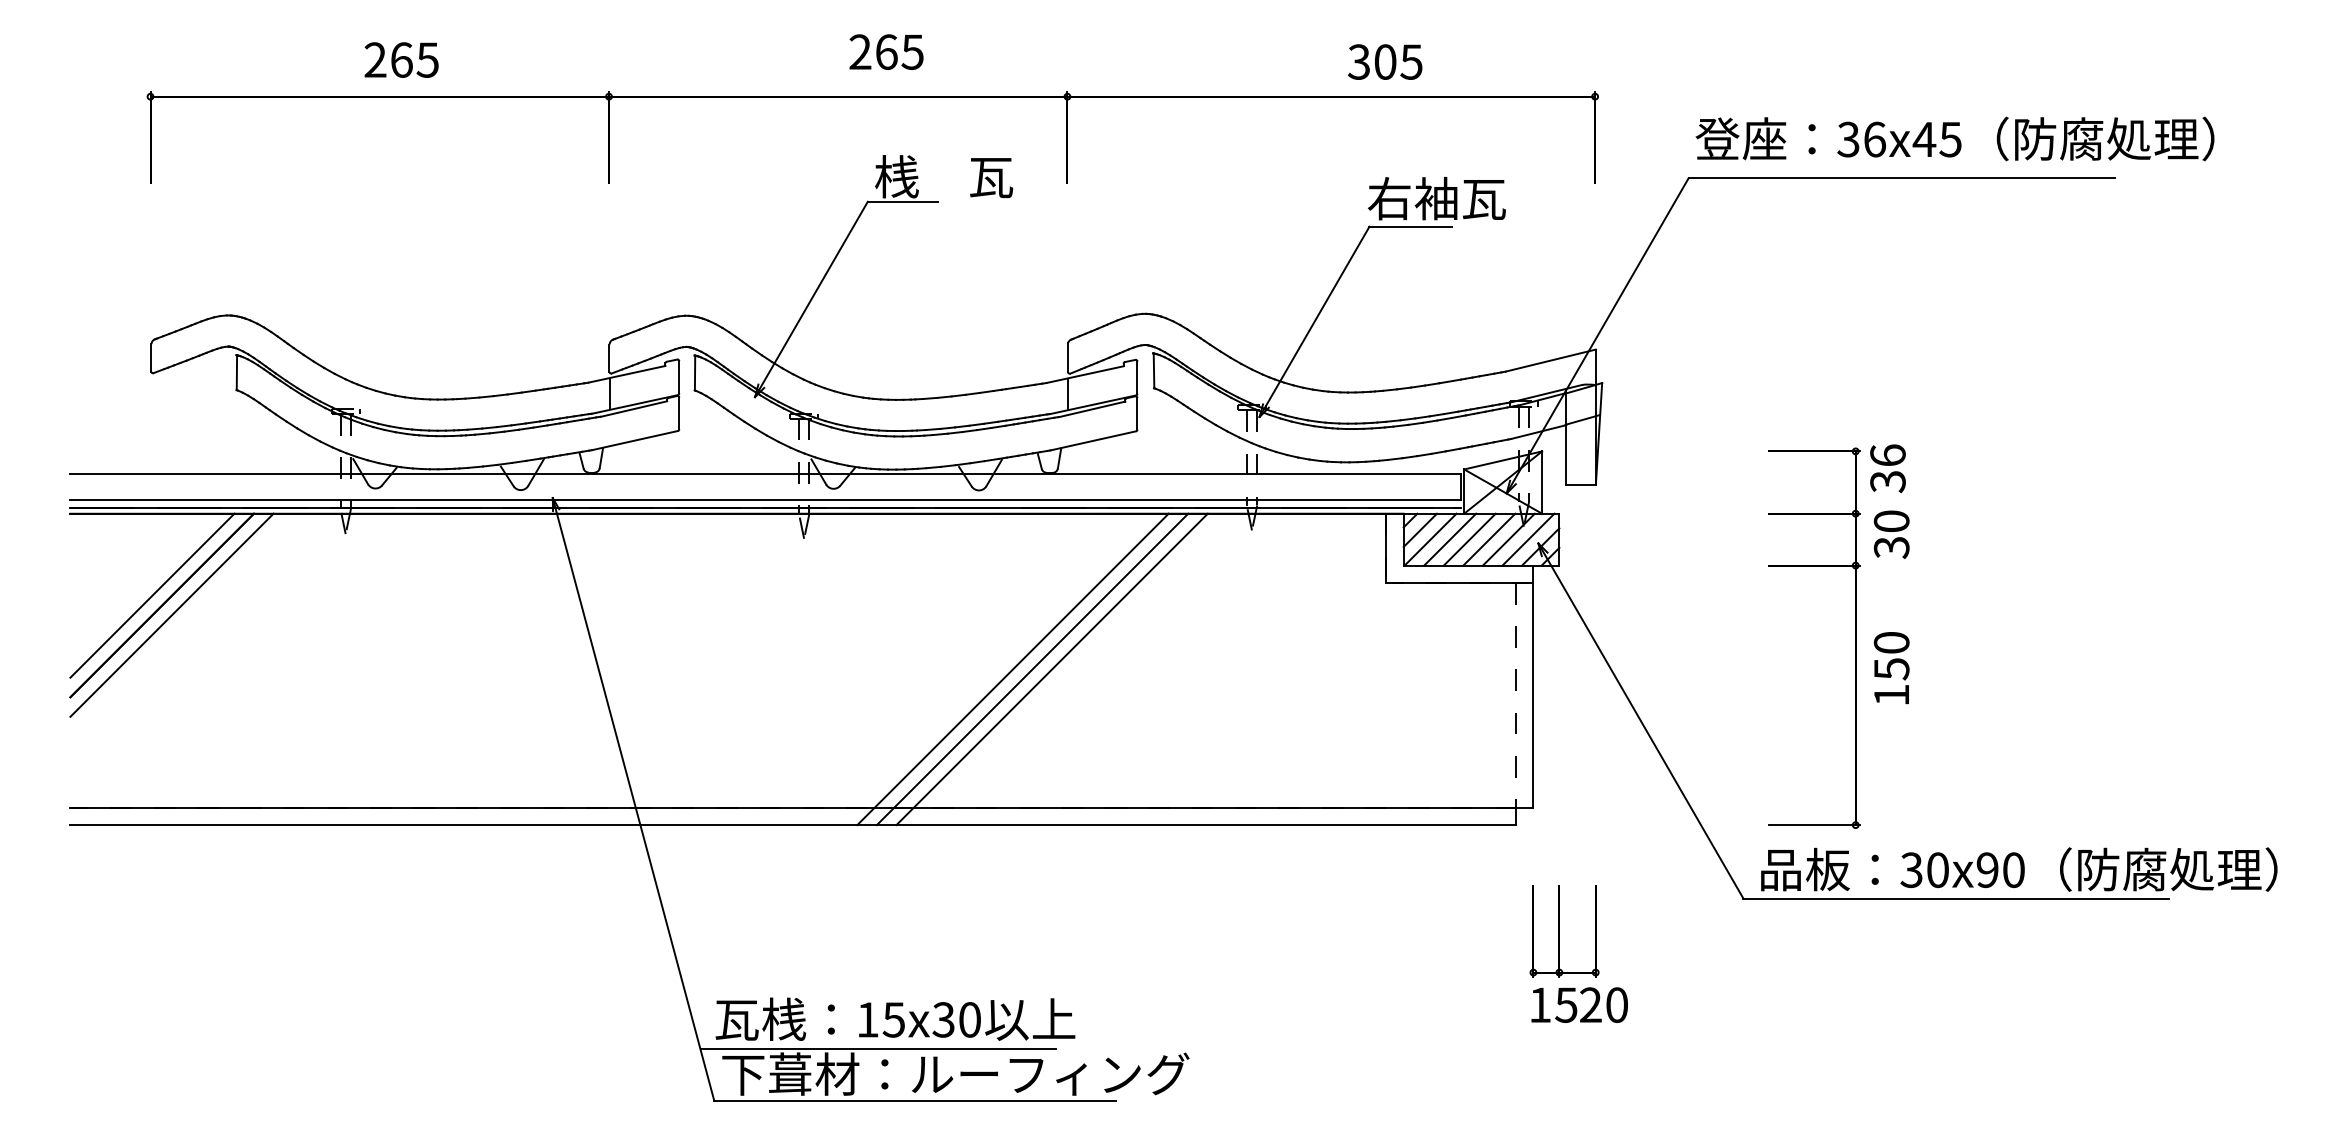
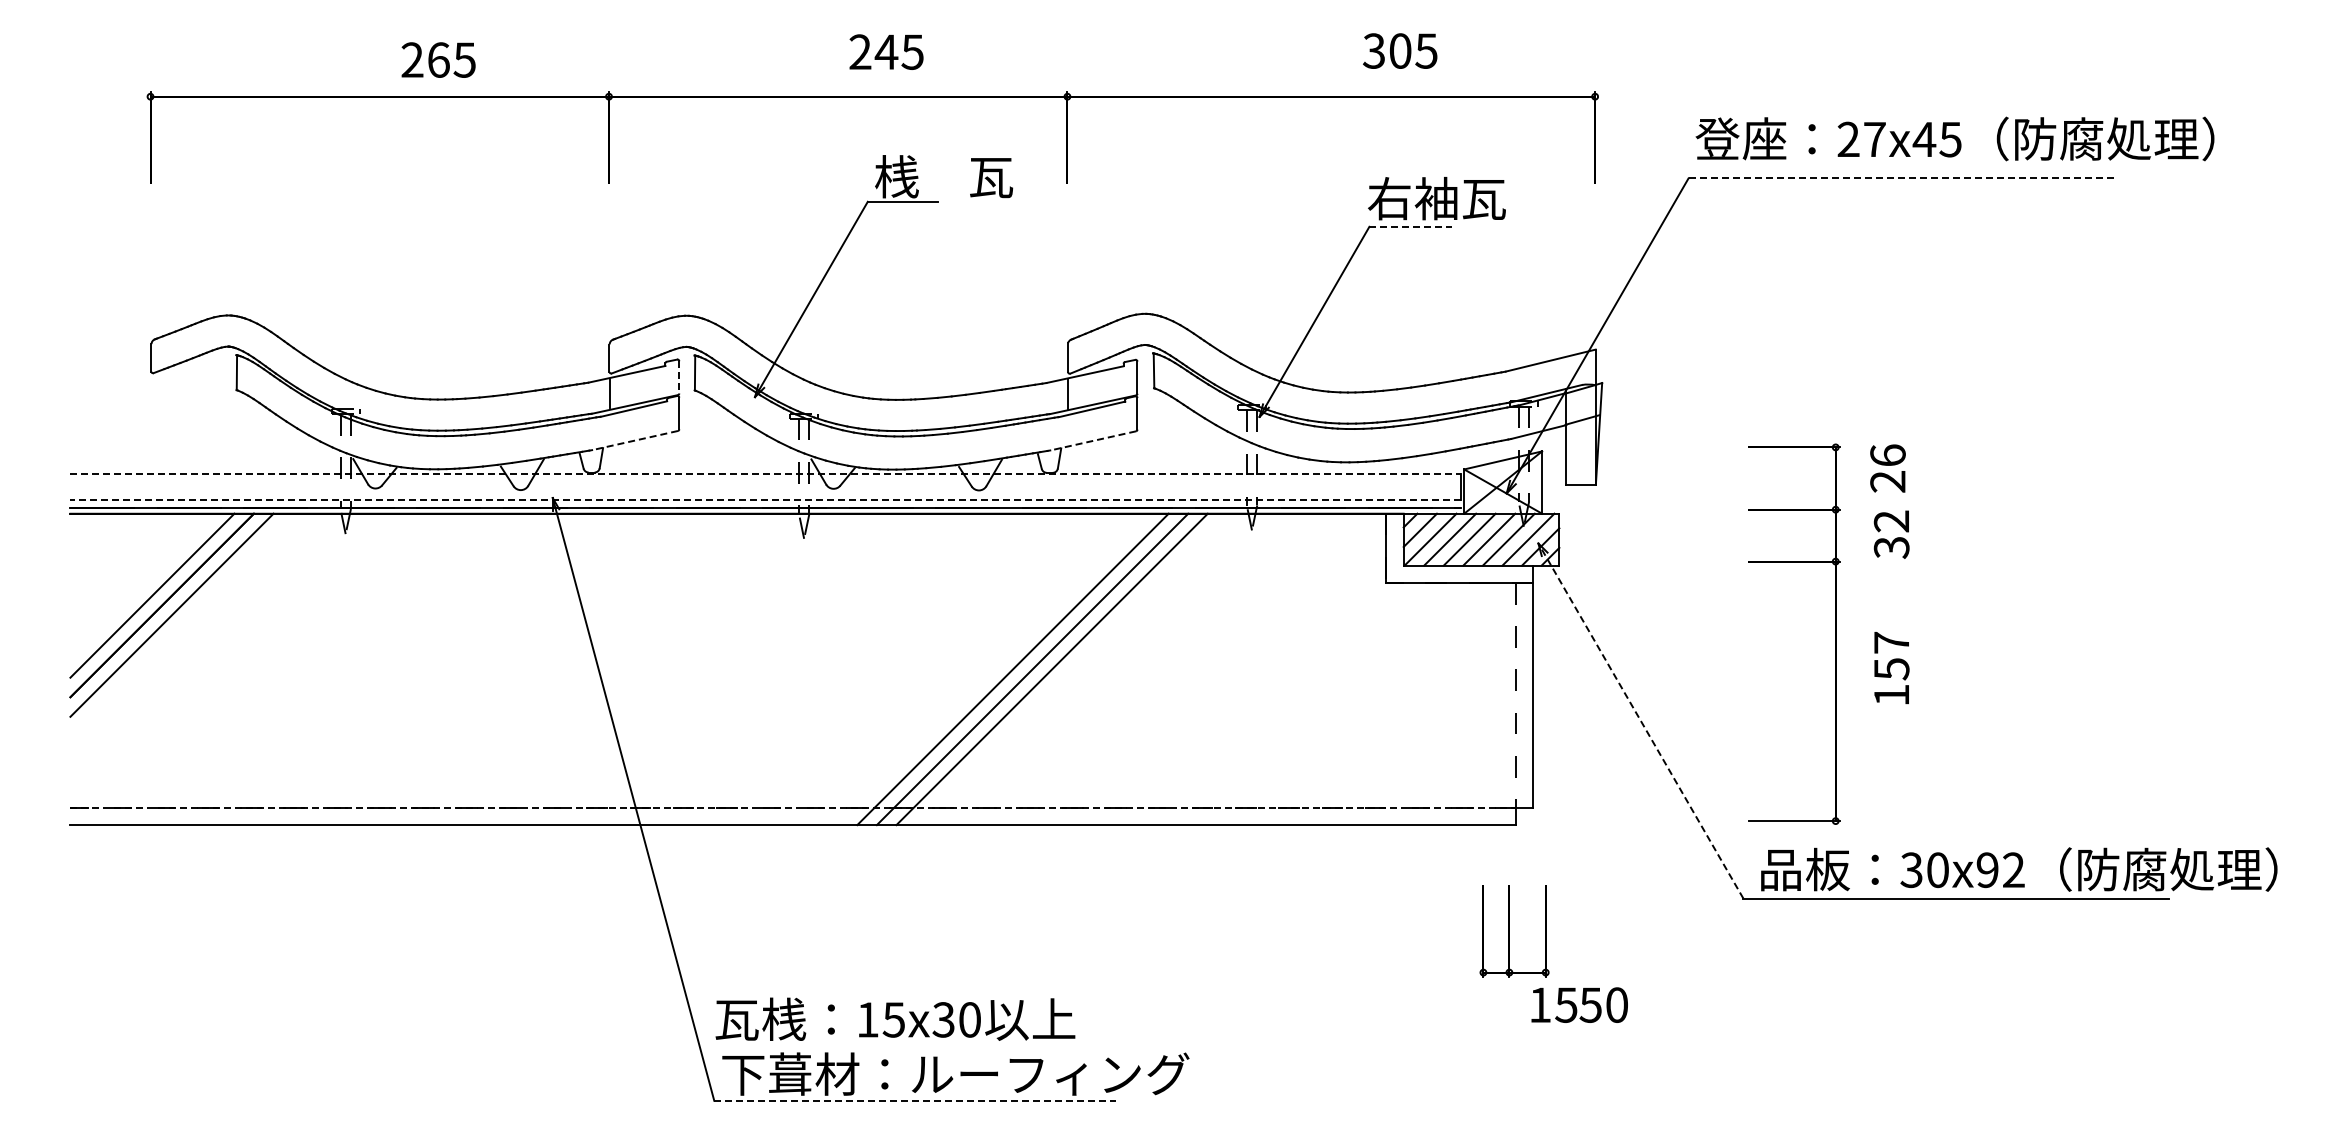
text: 265 -> 245 (886, 51)
text position: (401, 59) -> (438, 59) (438, 59)
text position: (1385, 61) -> (1400, 50) (1400, 50)
text: 36x45 -> 27x45 (1861, 139)
line: solid -> dashed (1902, 178)
line: solid -> dashed (1410, 226)
line: solid -> dashed (679, 377)
line: solid -> dashed (635, 440)
line: solid -> dashed (1093, 440)
line: solid -> dashed (766, 473)
text: 36 -> 26 (1887, 482)
line: solid -> dashed (765, 499)
text: 30 -> 32 (1891, 521)
part position: (1855, 637) -> (1835, 633) (1835, 633)
text: 150 -> 157 (1891, 642)
line: solid -> dashed (1640, 720)
line: solid -> dashed (793, 807)
text: 30x90 -> 30x92 (2013, 870)
part position: (1564, 931) -> (1514, 931) (1514, 931)
text: 20 -> 50 (1590, 1004)
line: present -> none (878, 1049)
line: solid -> dashed (915, 1100)
